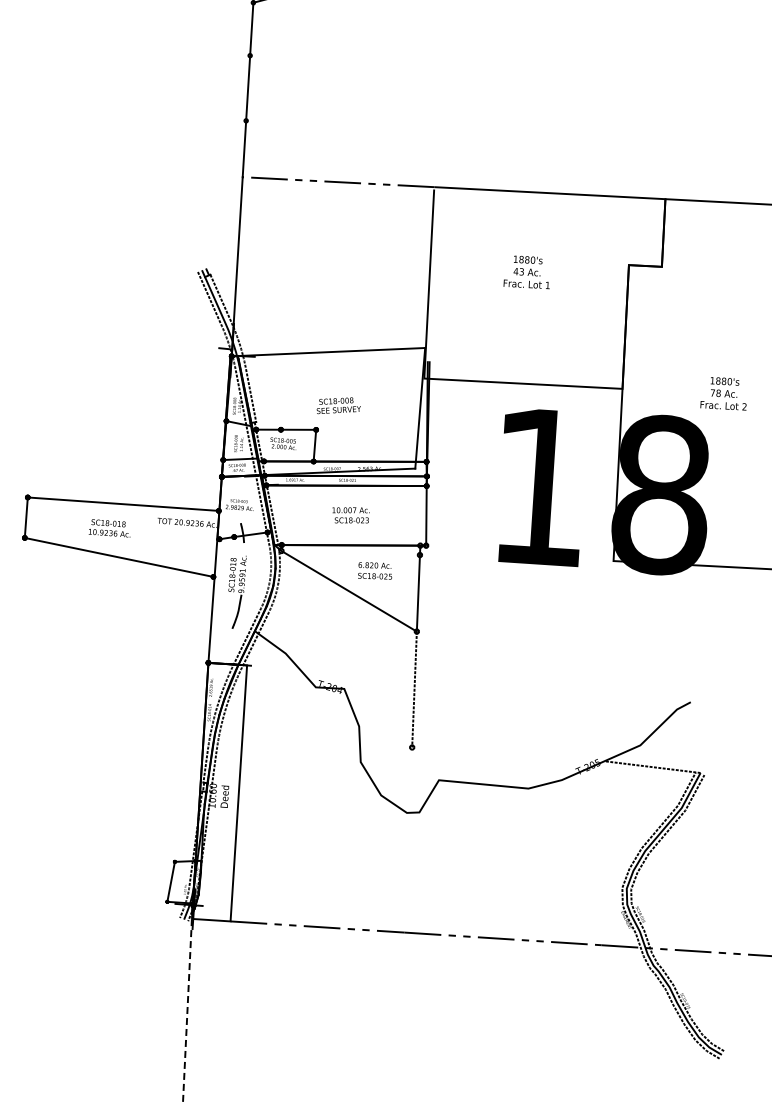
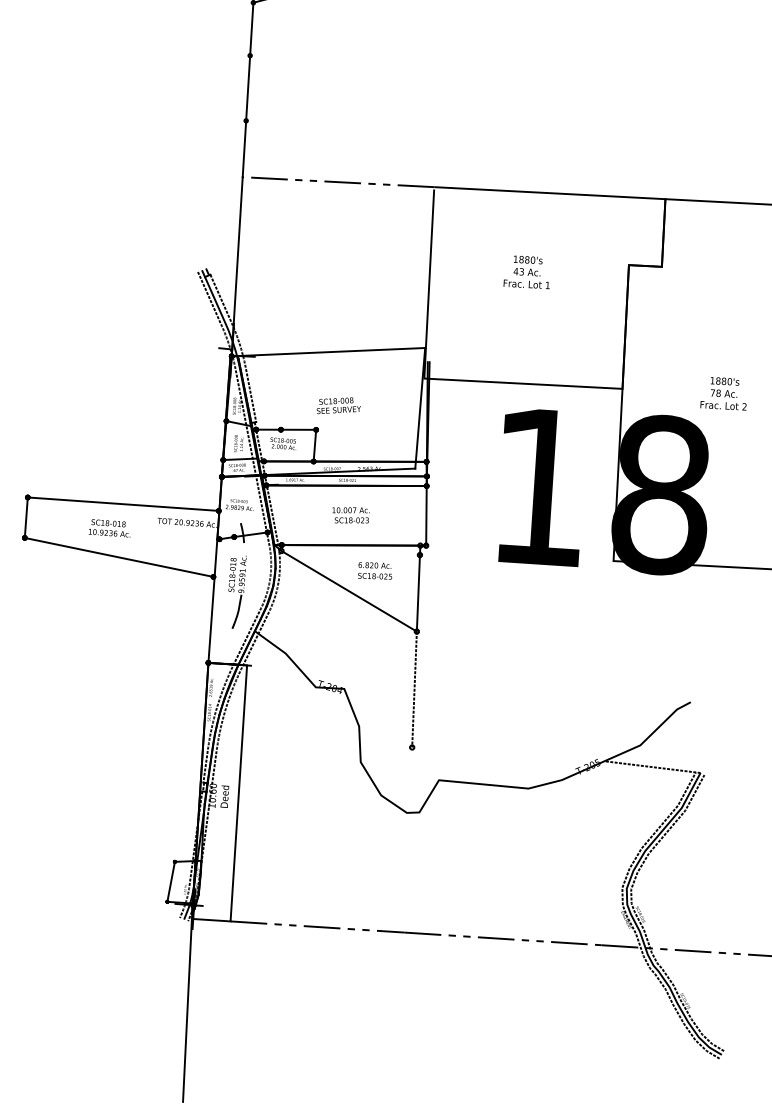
line: dashed -> solid (187, 1010)
